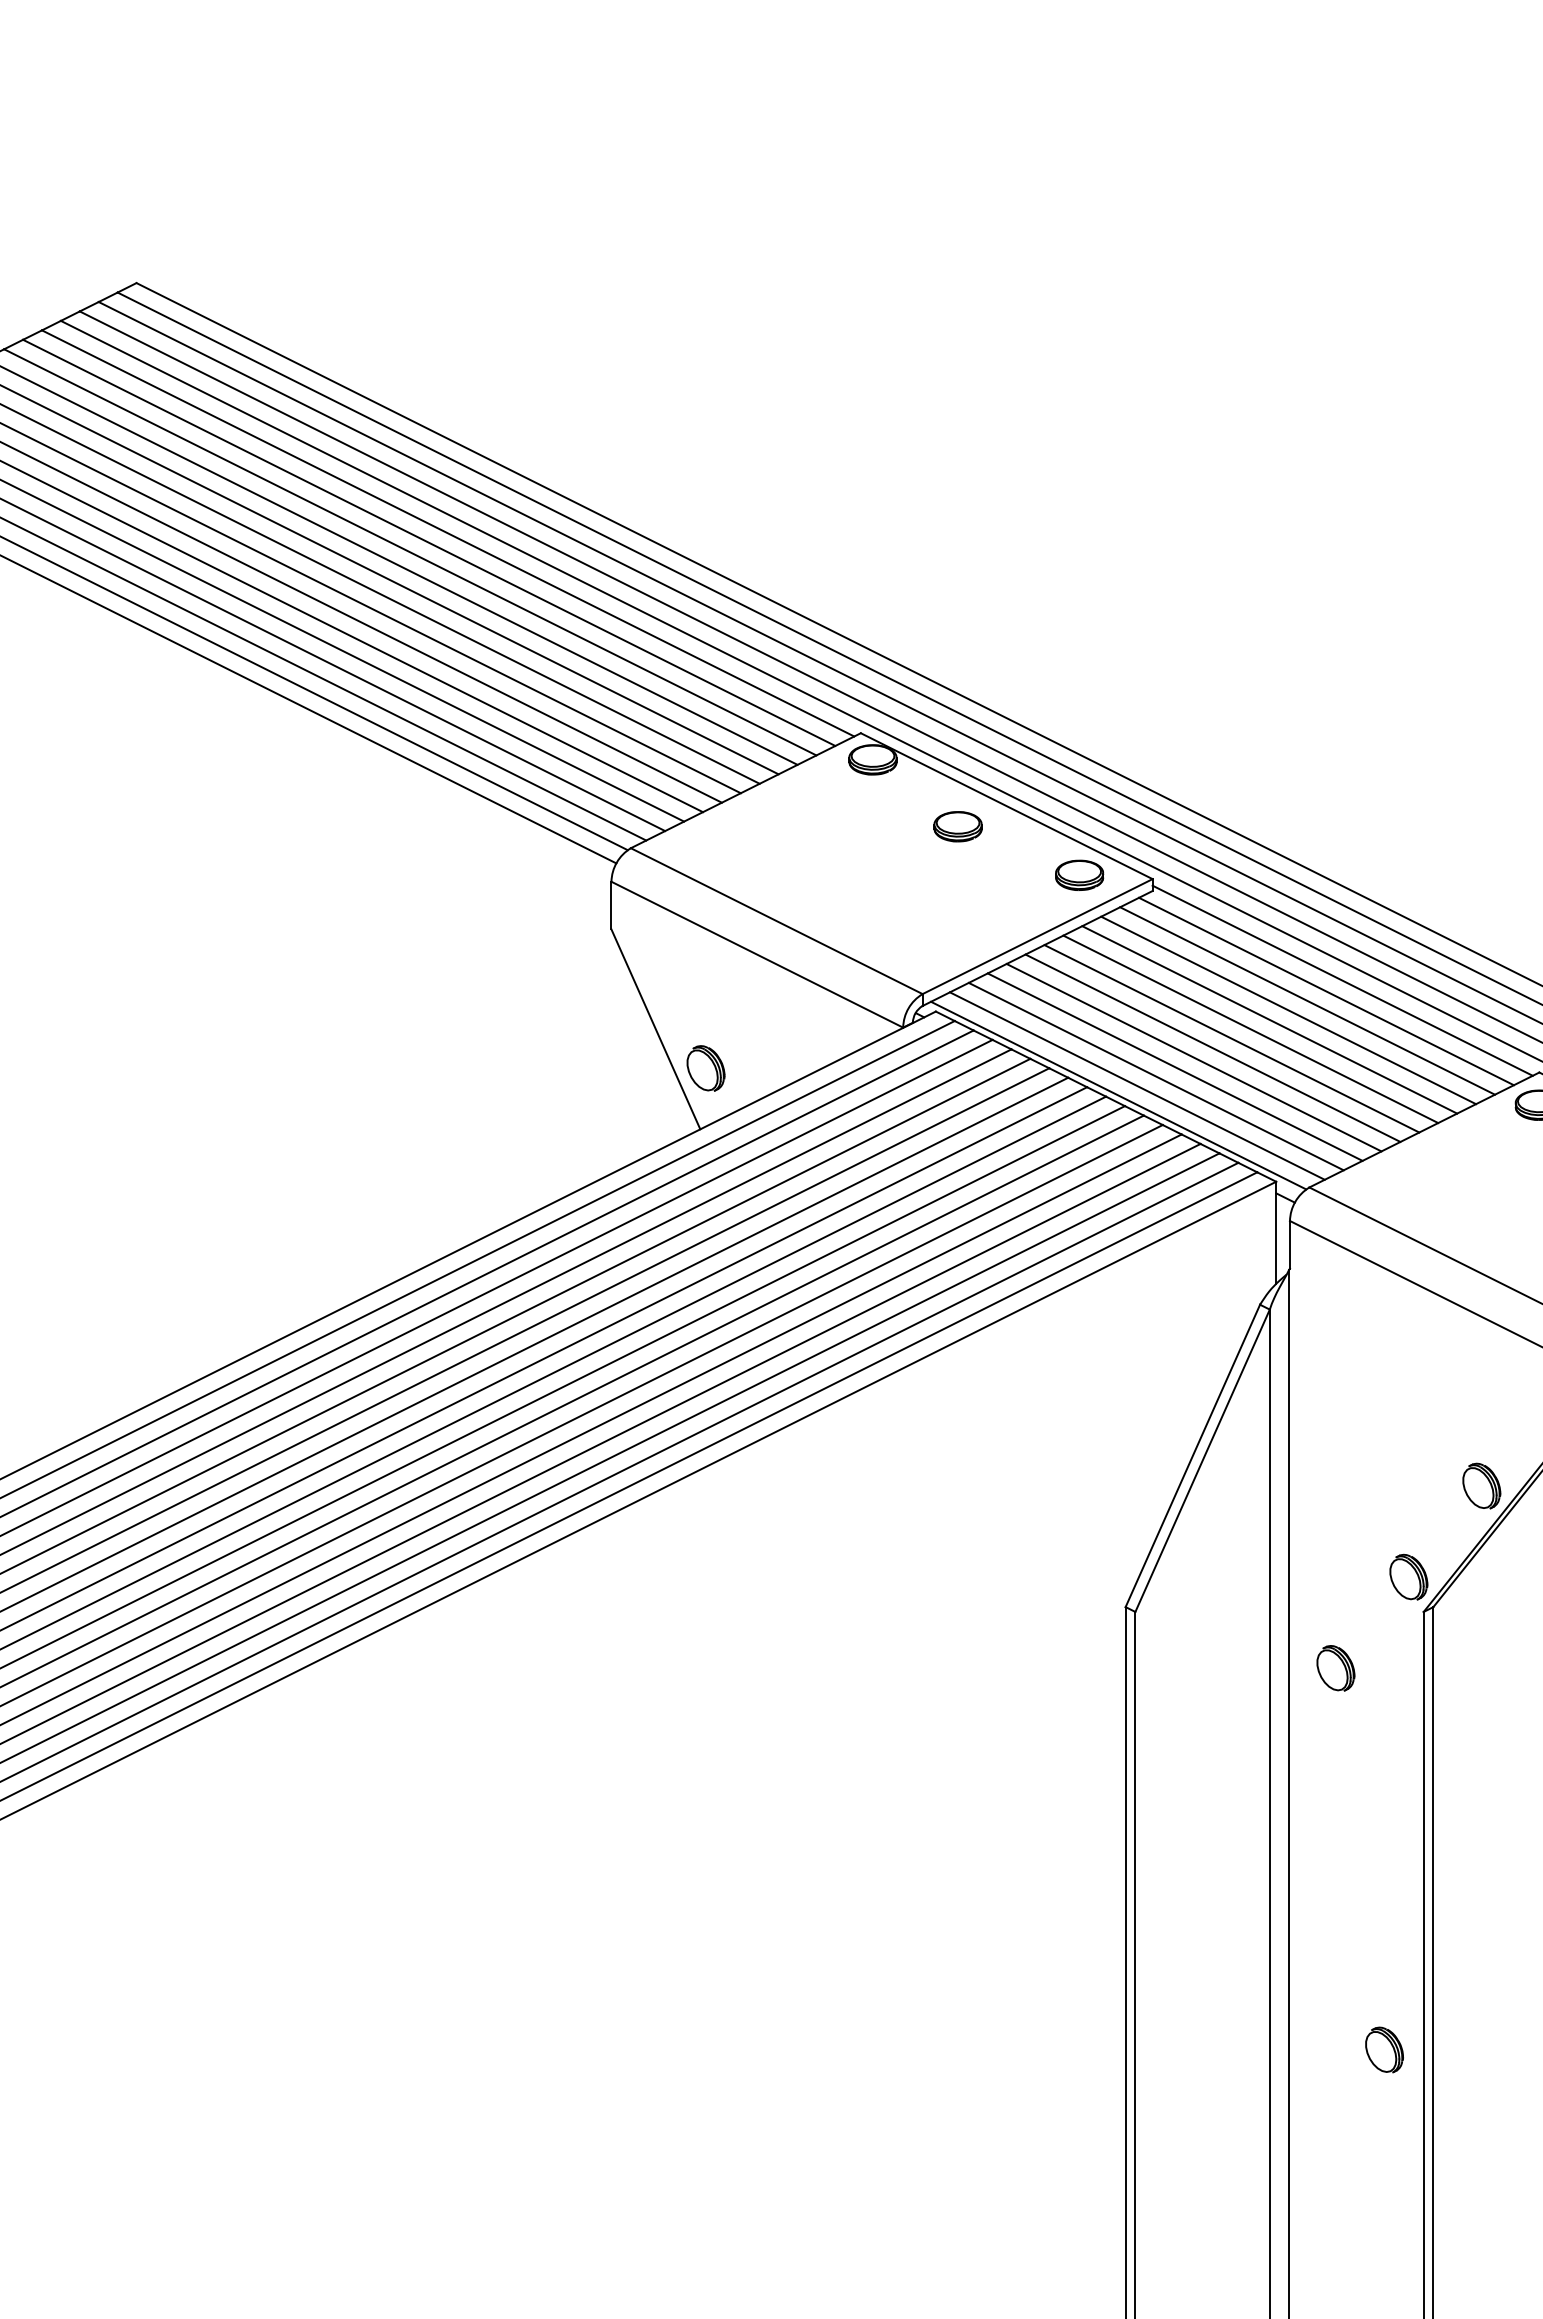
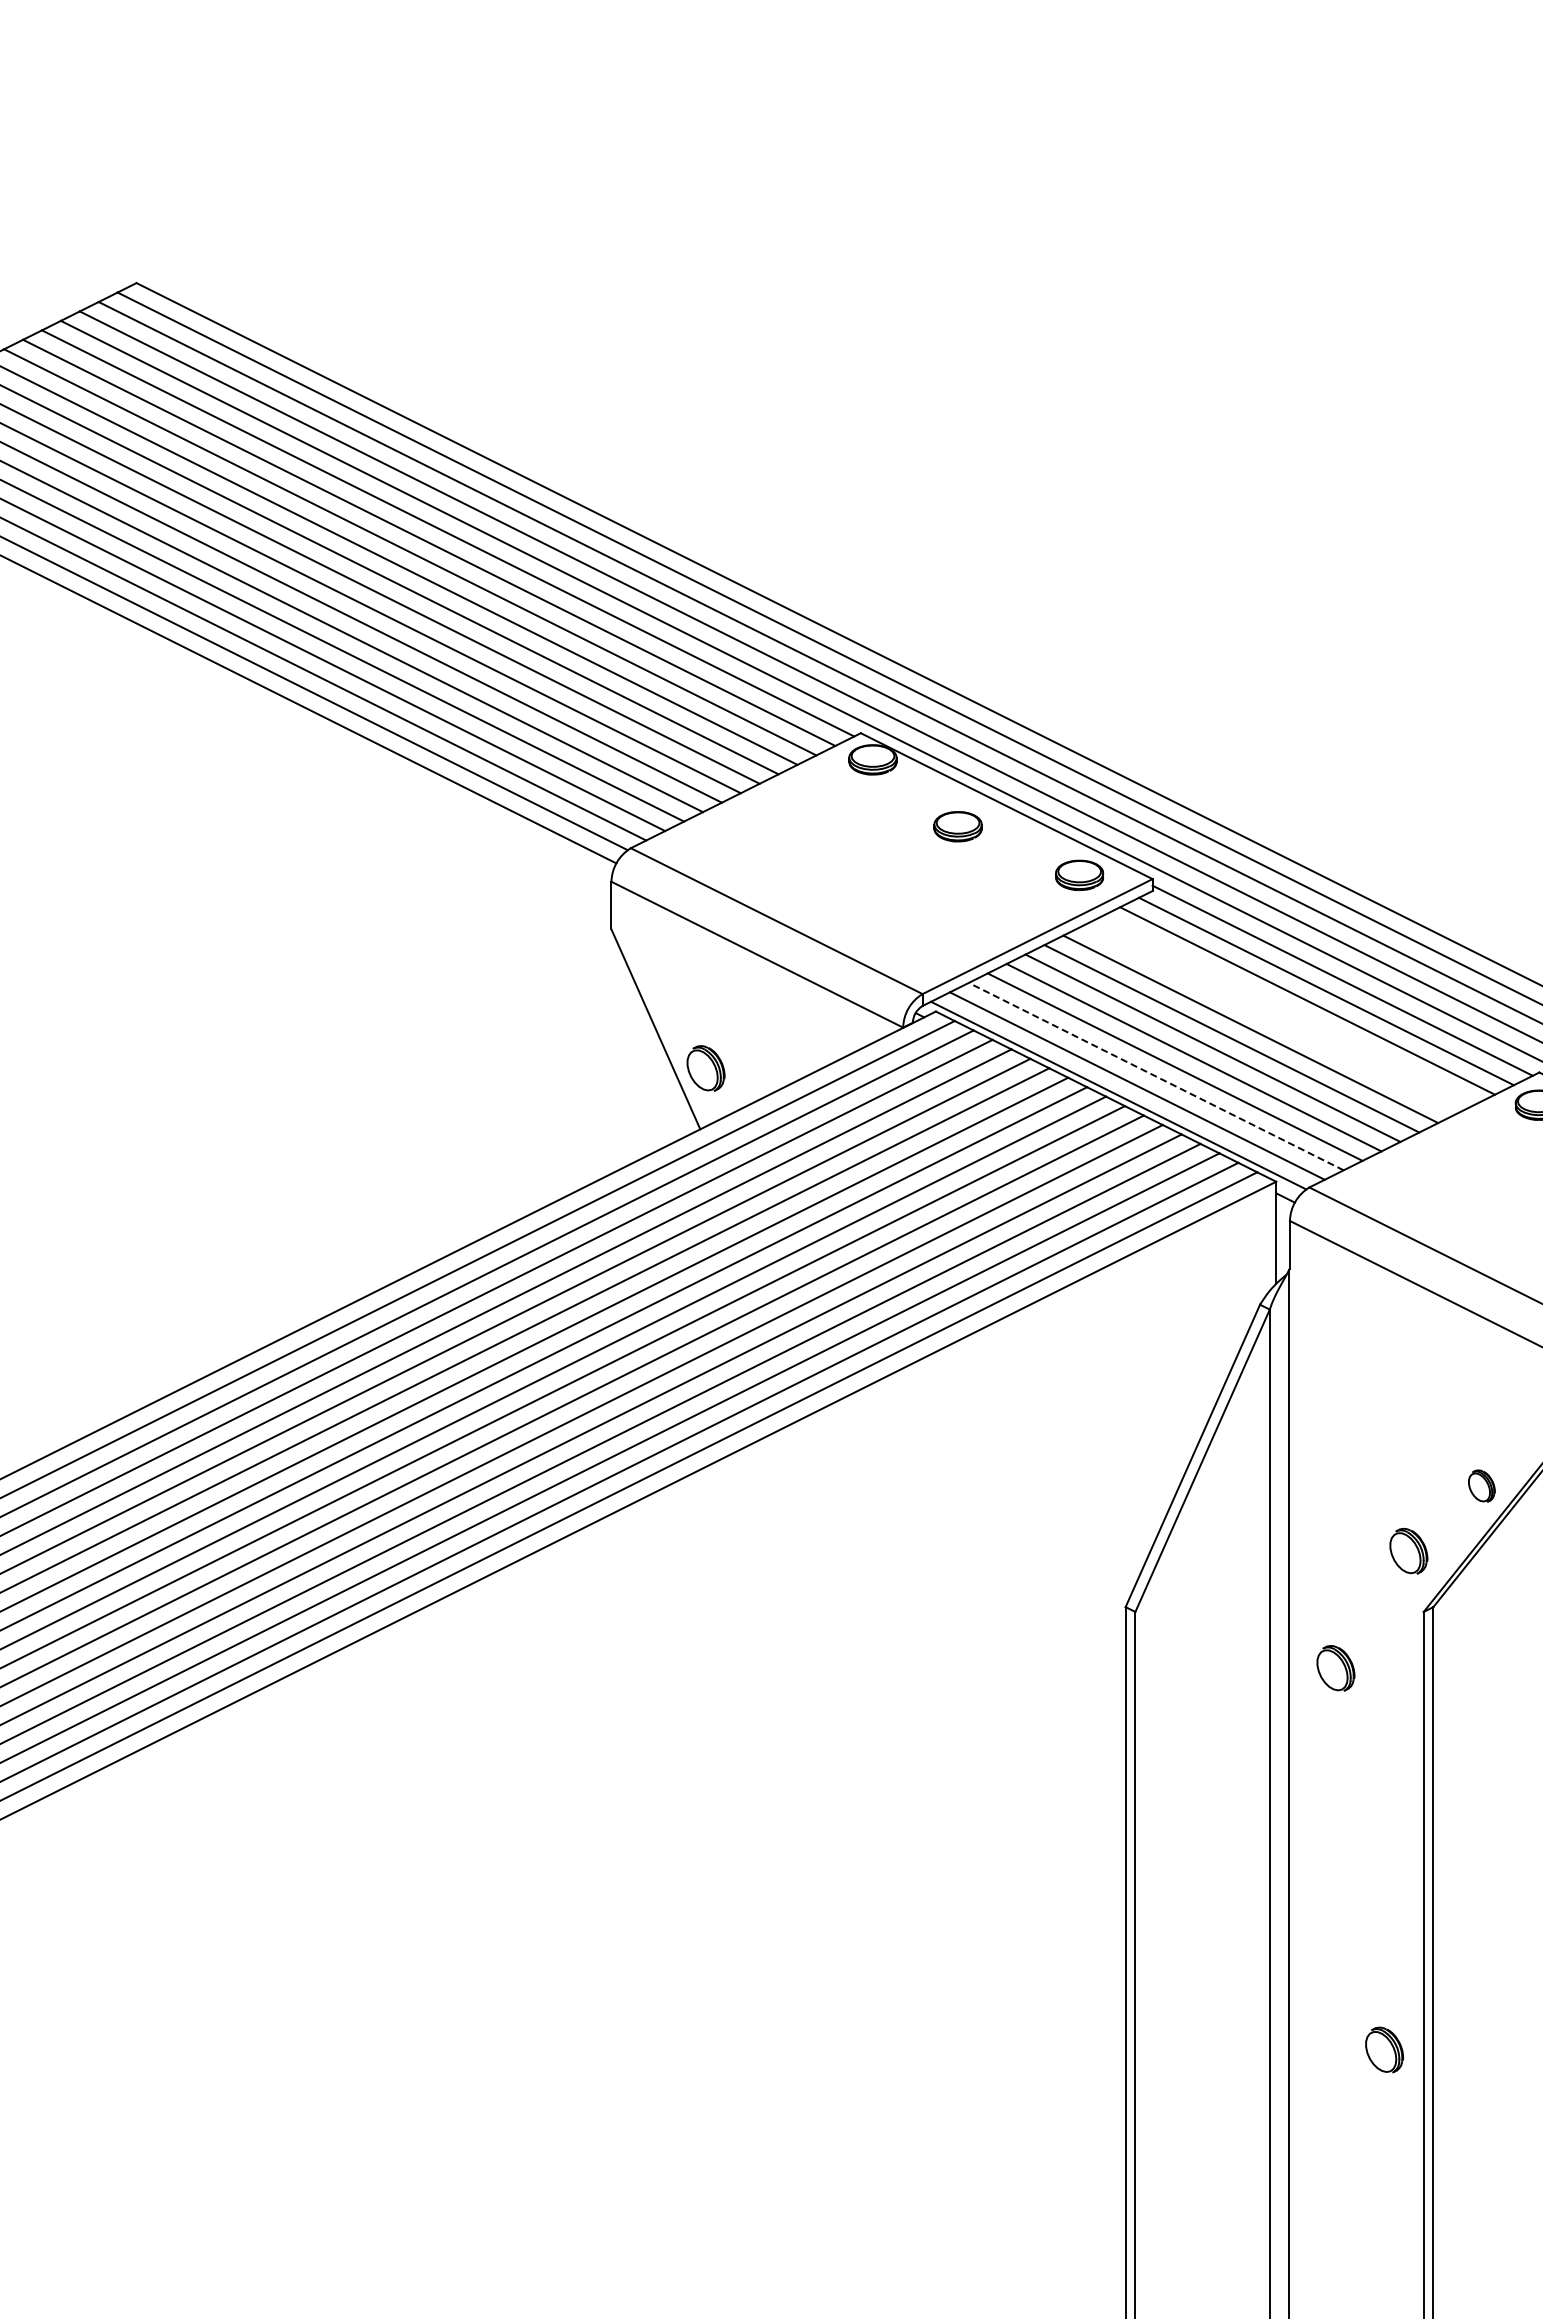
line: present -> none (1288, 1010)
line: present -> none (1269, 1019)
line: solid -> dashed (1156, 1076)
part size: 40x48 px -> 28x34 px (1481, 1485)
part position: (1408, 1576) -> (1408, 1550) (1408, 1550)
